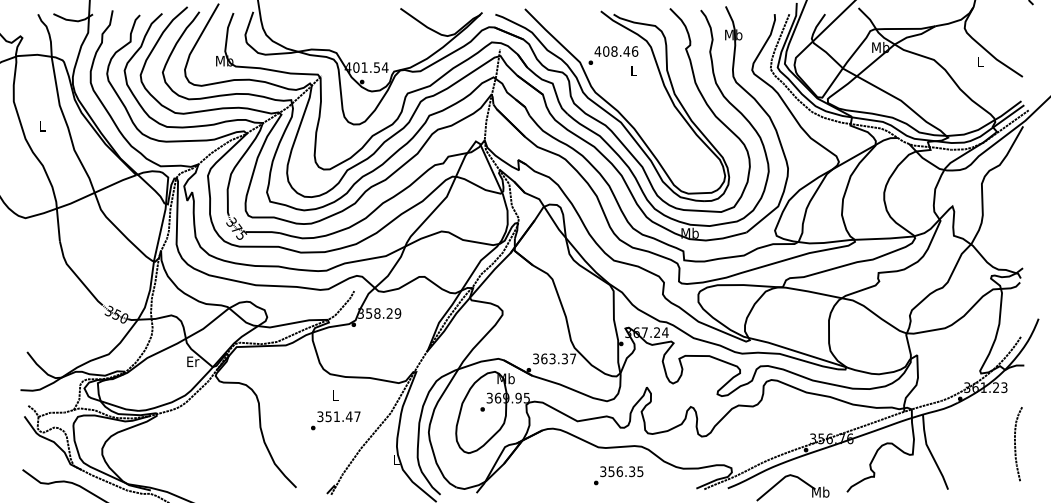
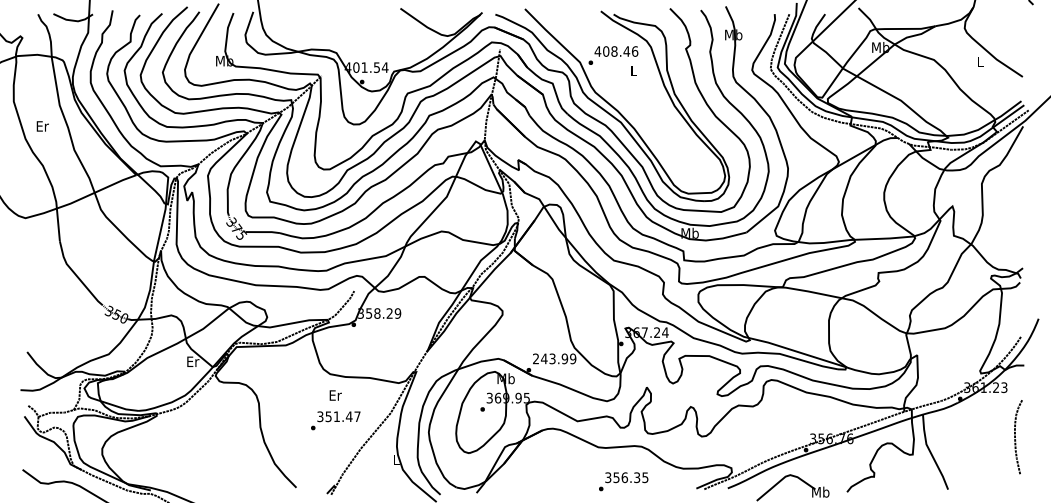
text: L -> Er (42, 126)
text: 363.37 -> 243.99 (554, 358)
text: L -> Er (335, 395)
curve position: (1015, 444) -> (1015, 437) (1015, 437)
text position: (618, 475) -> (623, 481) (623, 481)
